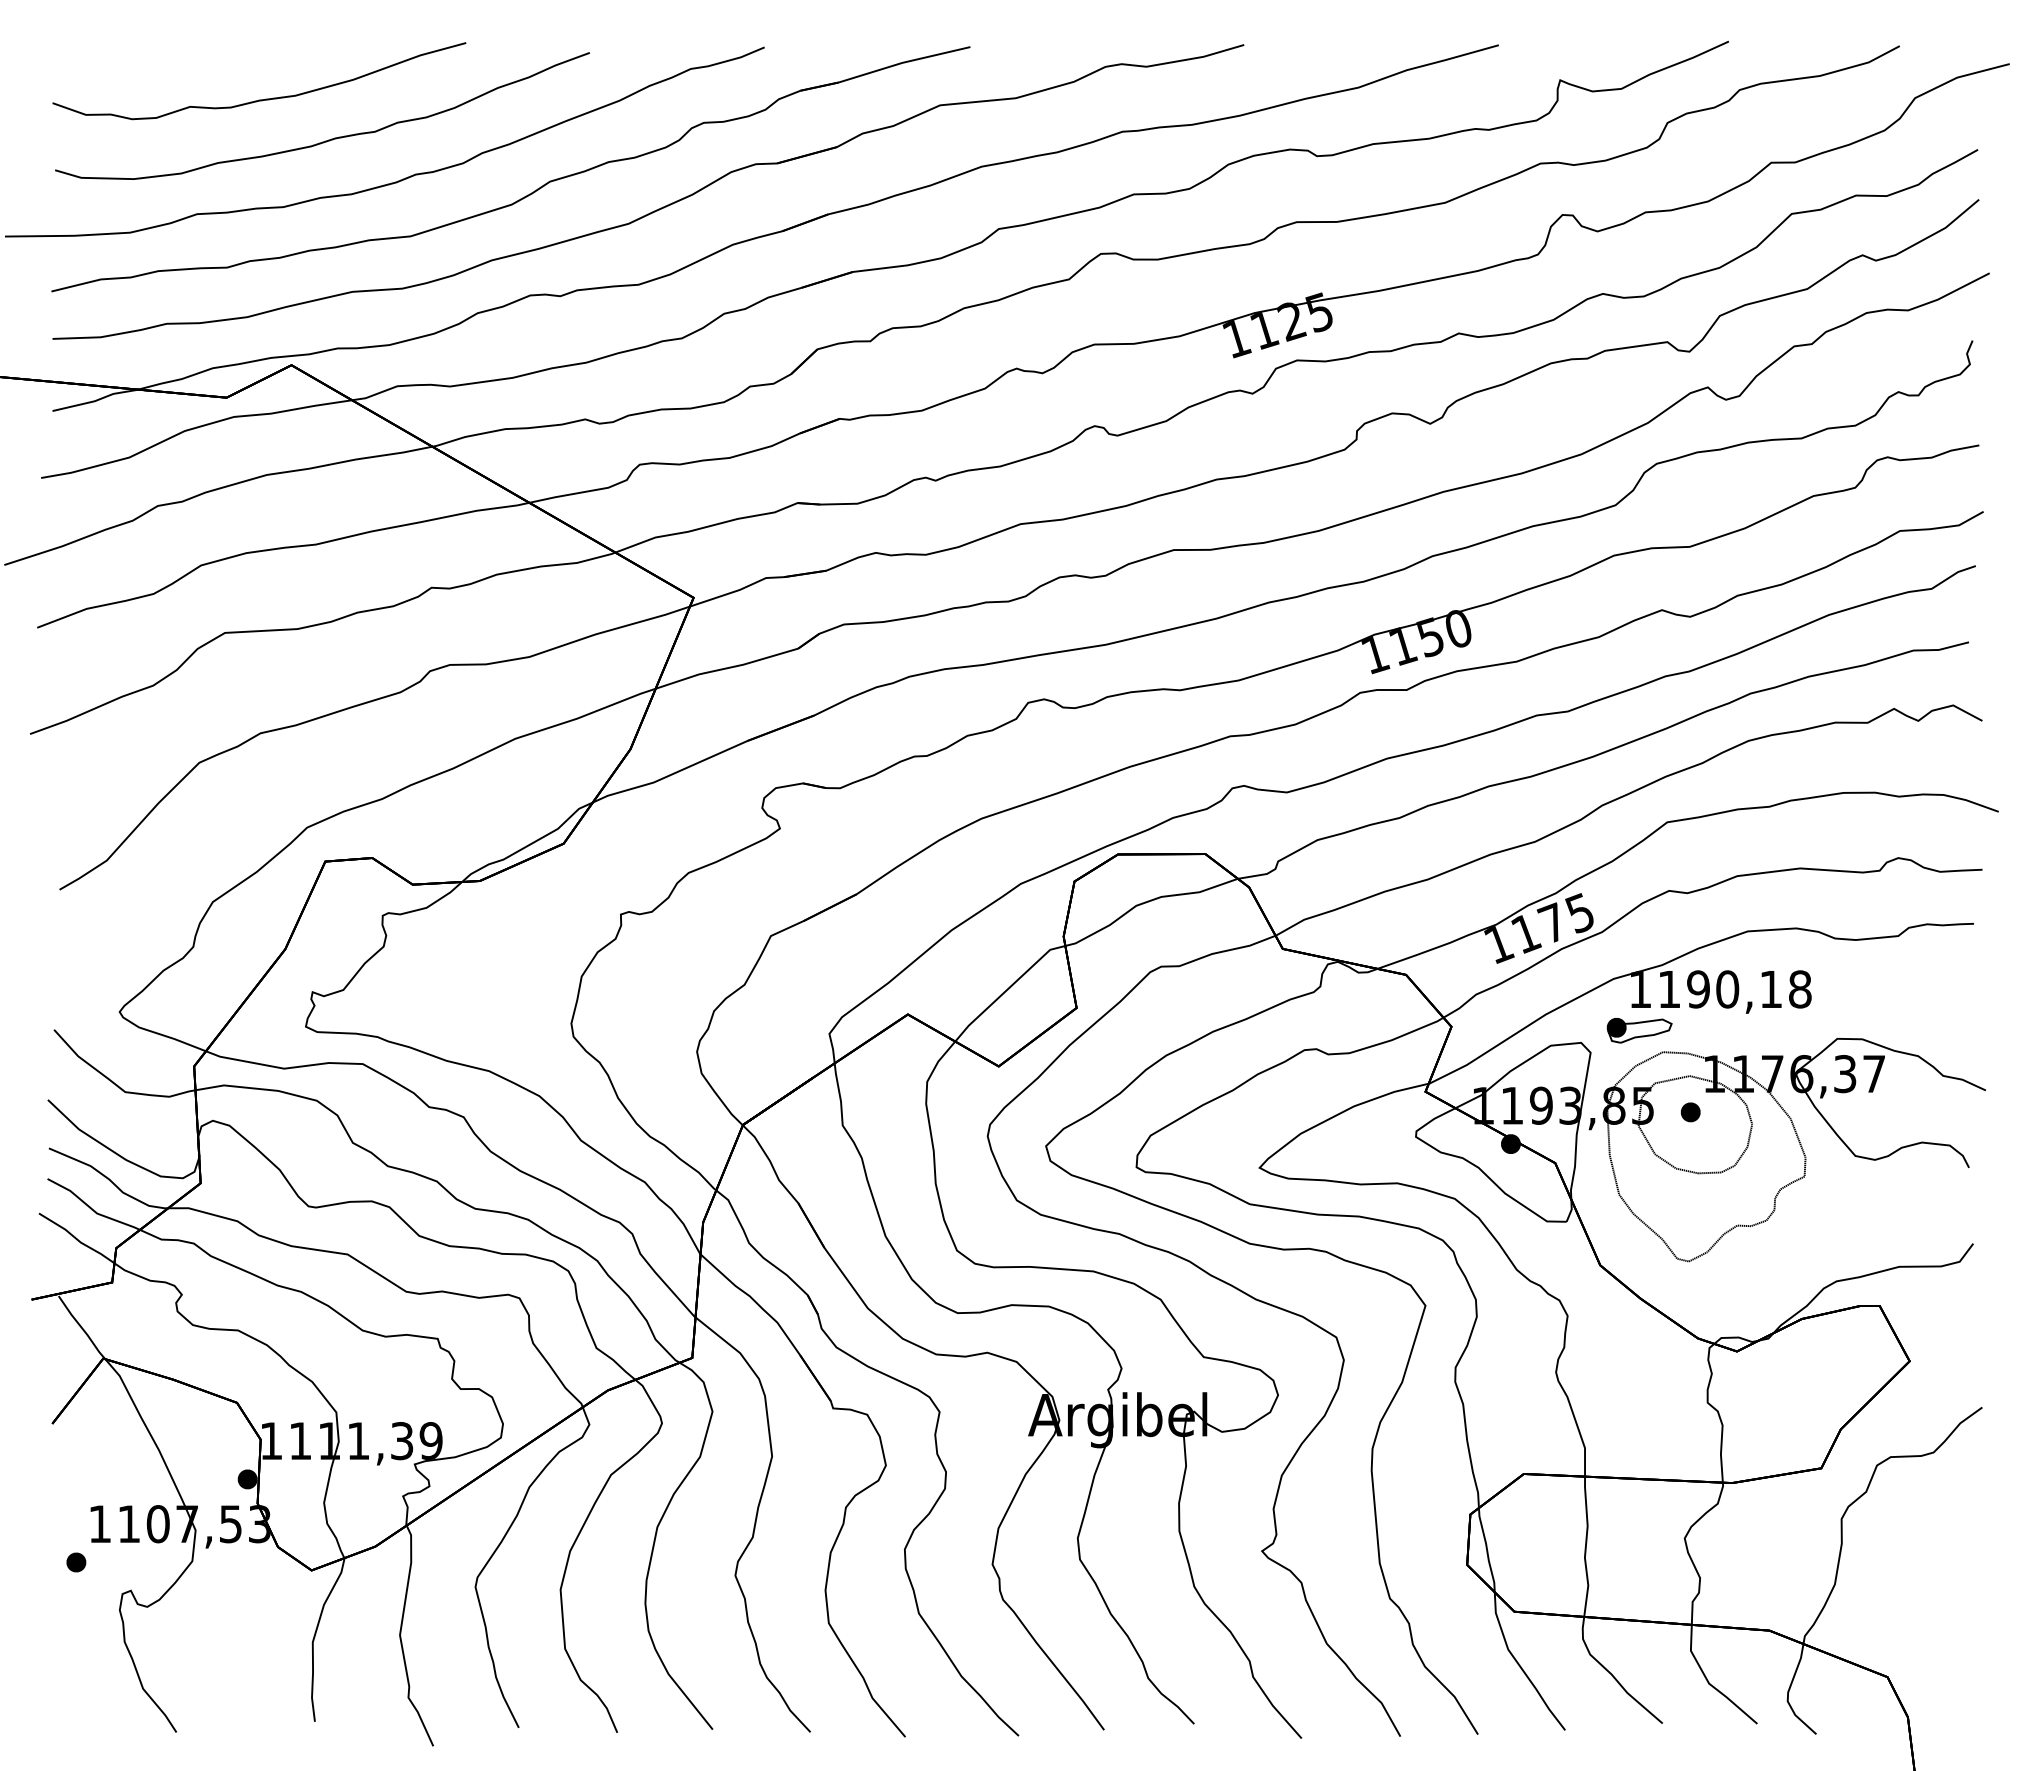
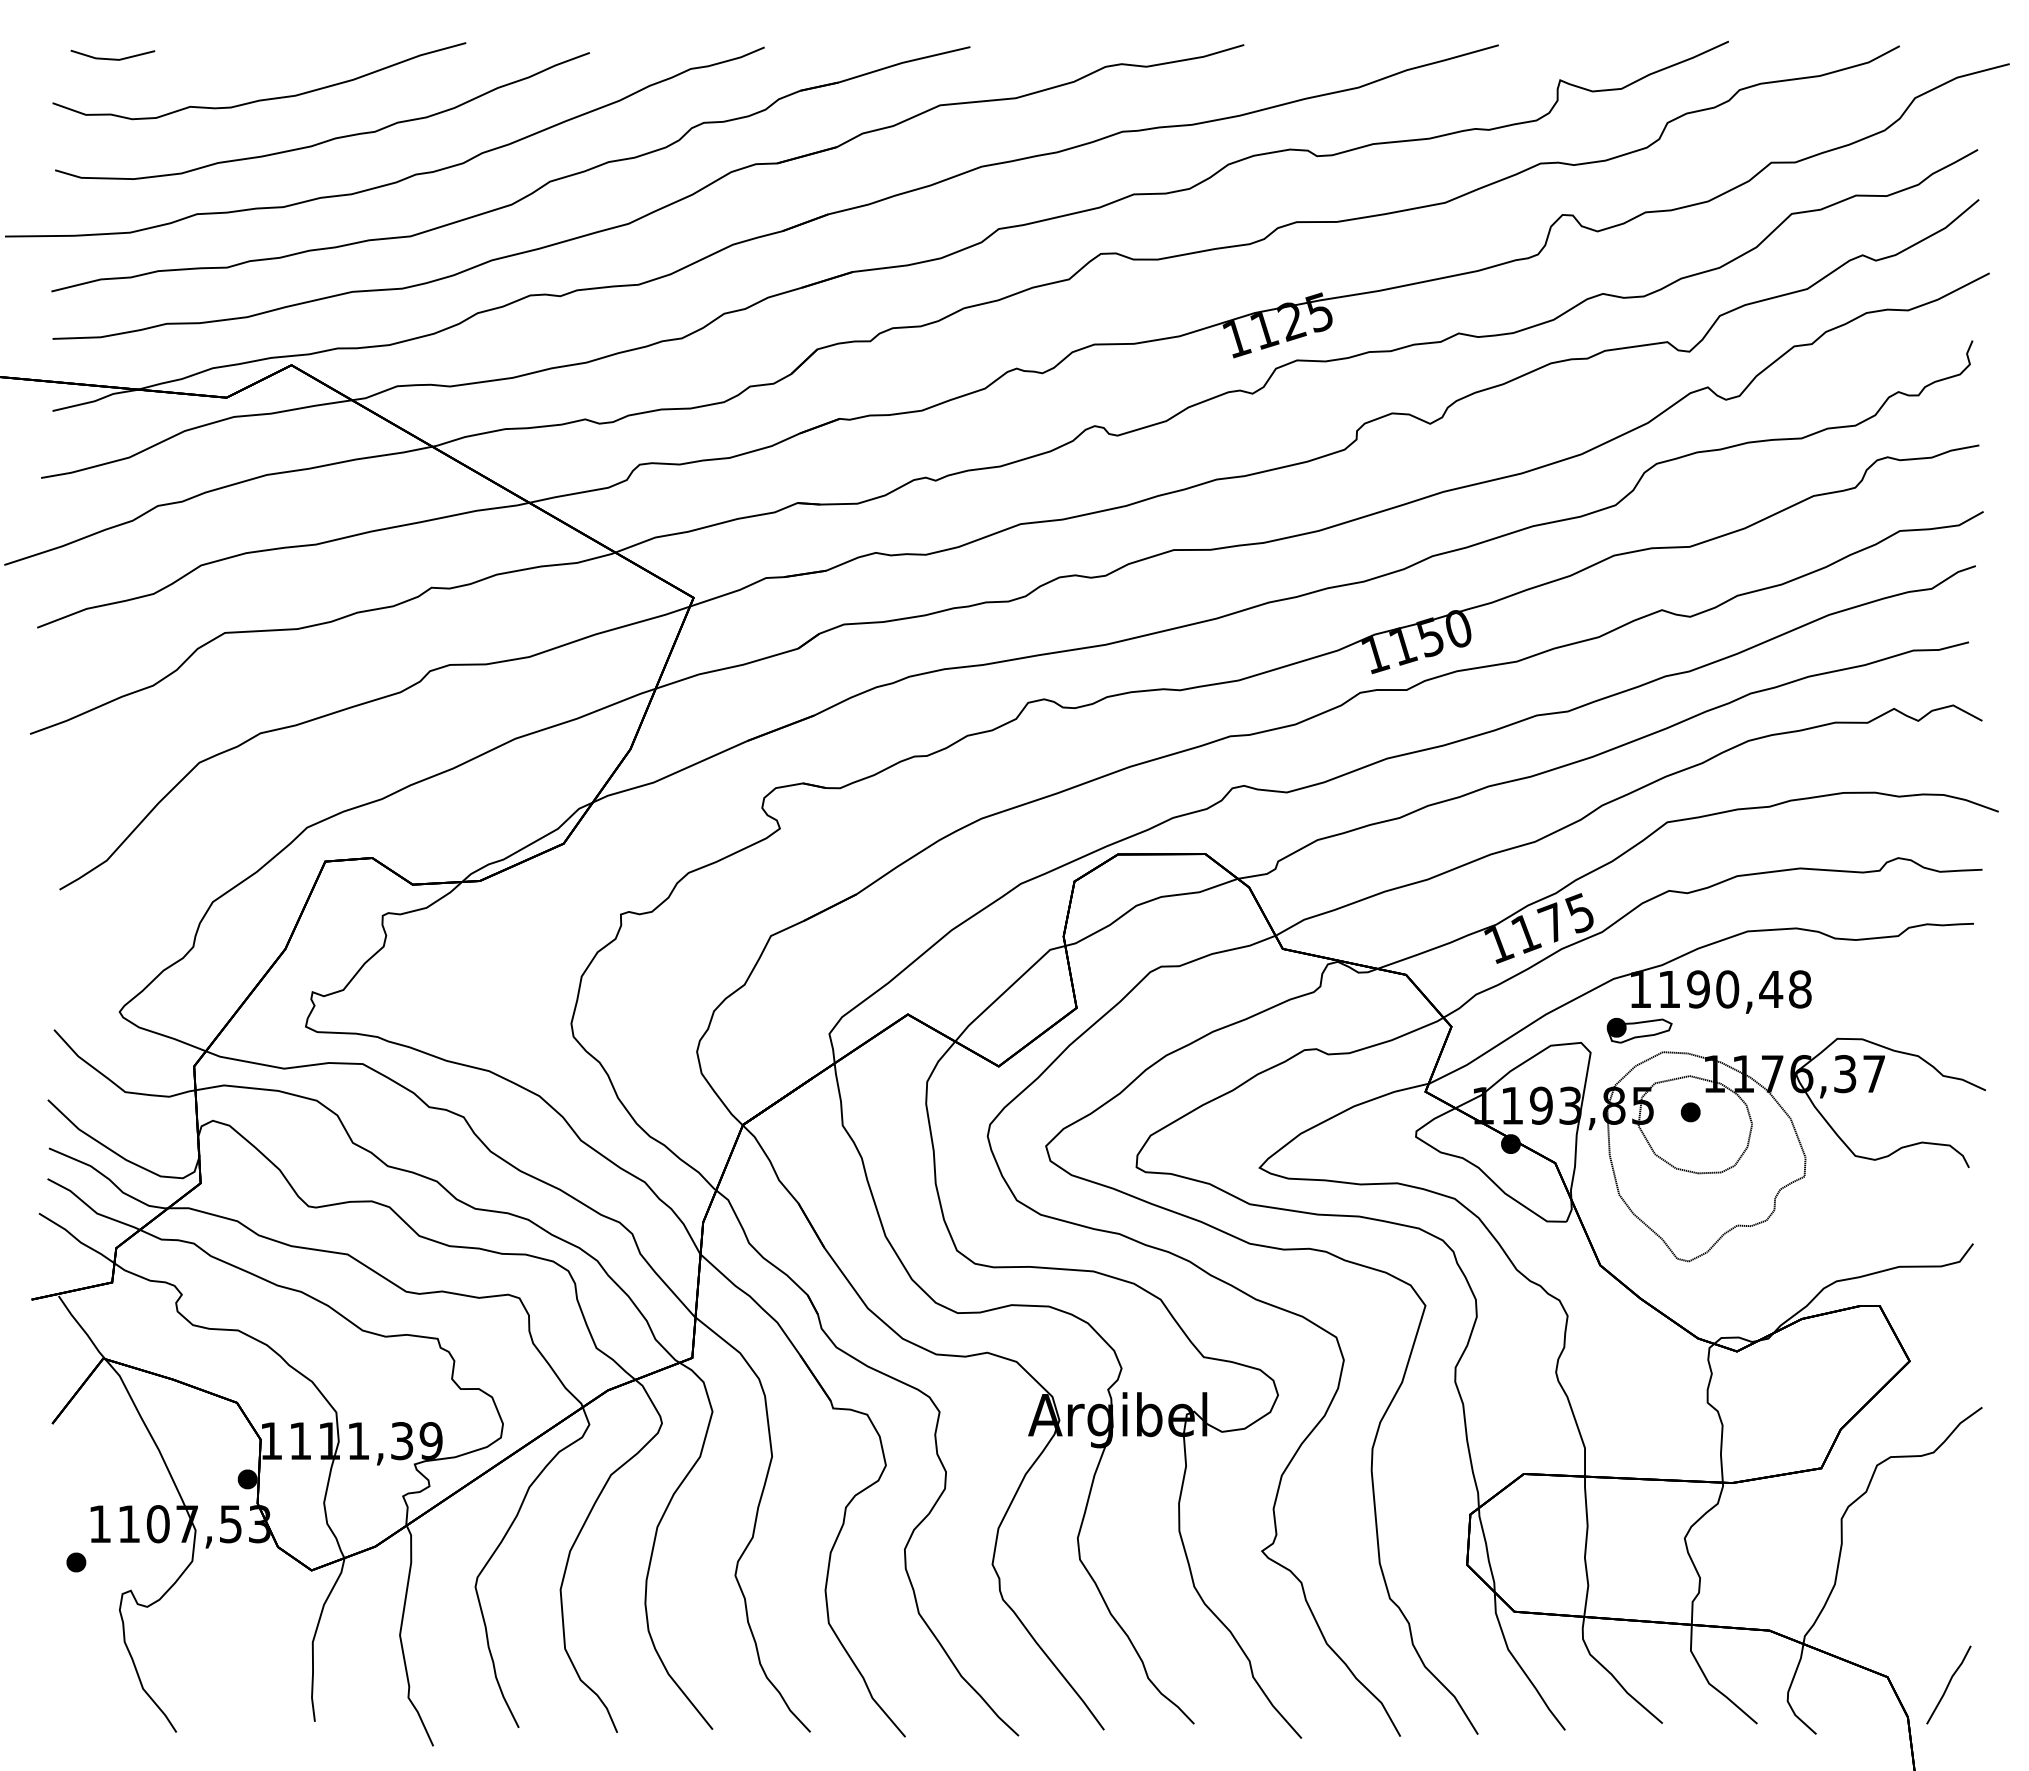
part: none -> present (112, 54)
text: 1190,18 -> 1190,48 (1771, 989)
line: none -> present (1948, 1684)
